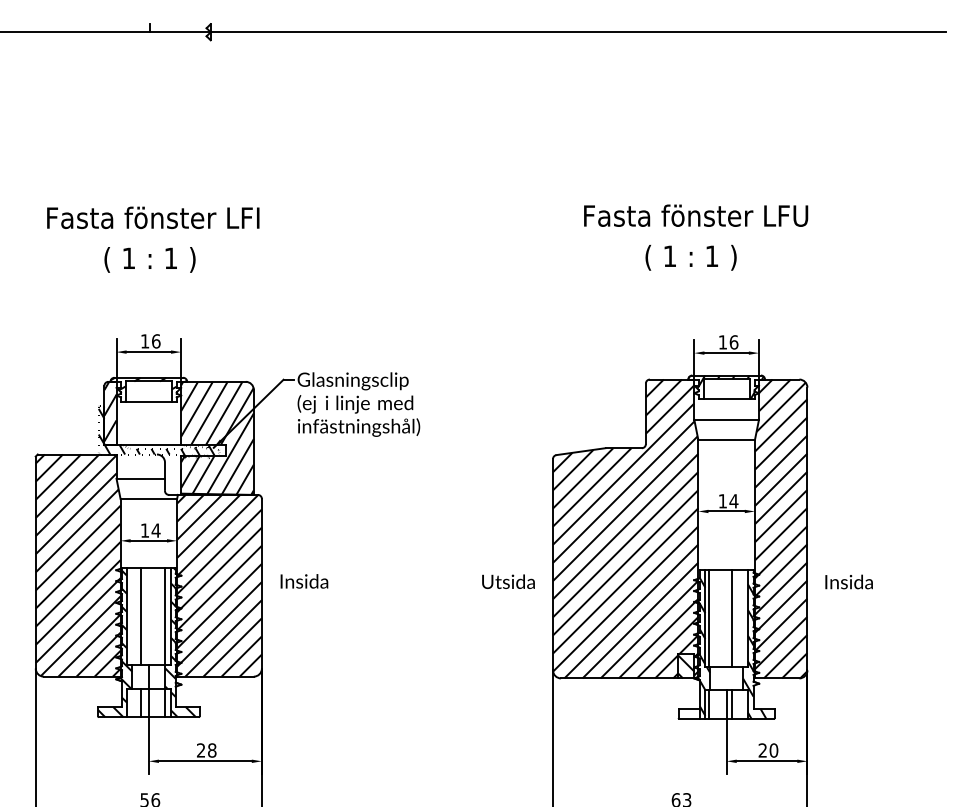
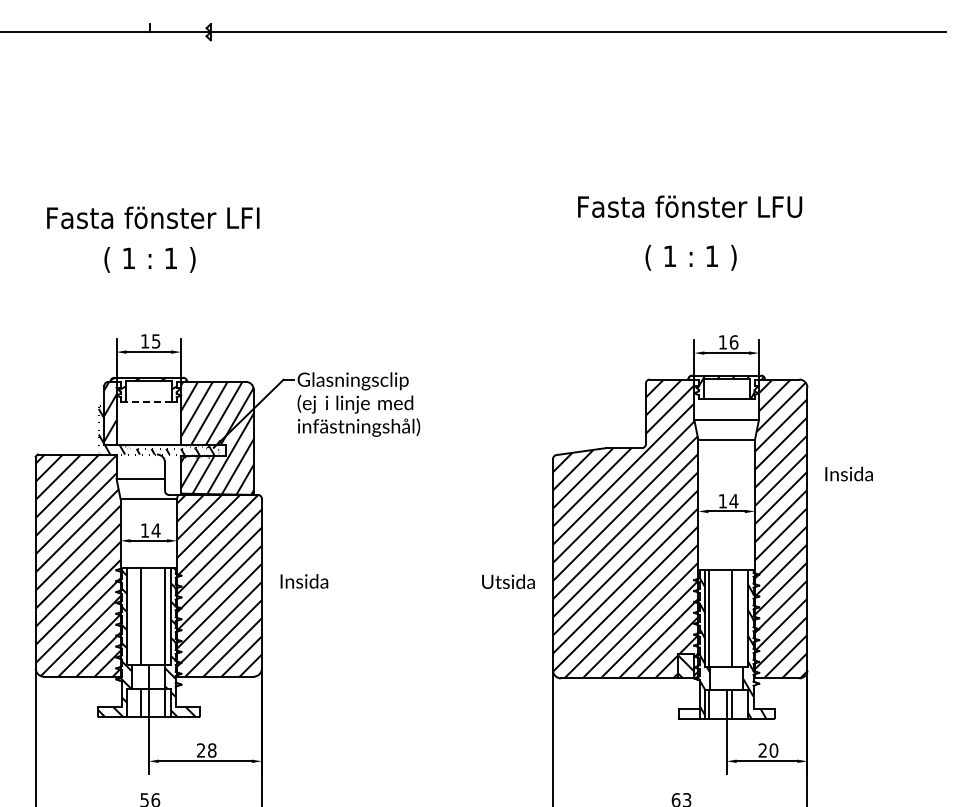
text position: (696, 215) -> (690, 206) (690, 206)
text: 16 -> 15 (156, 341)
line: solid -> dashed (148, 401)
text position: (848, 581) -> (848, 473) (848, 473)
